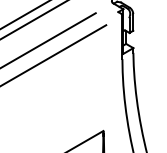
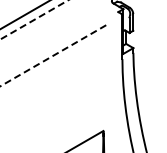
line: solid -> dashed (33, 20)
line: present -> none (48, 40)
line: solid -> dashed (53, 55)
